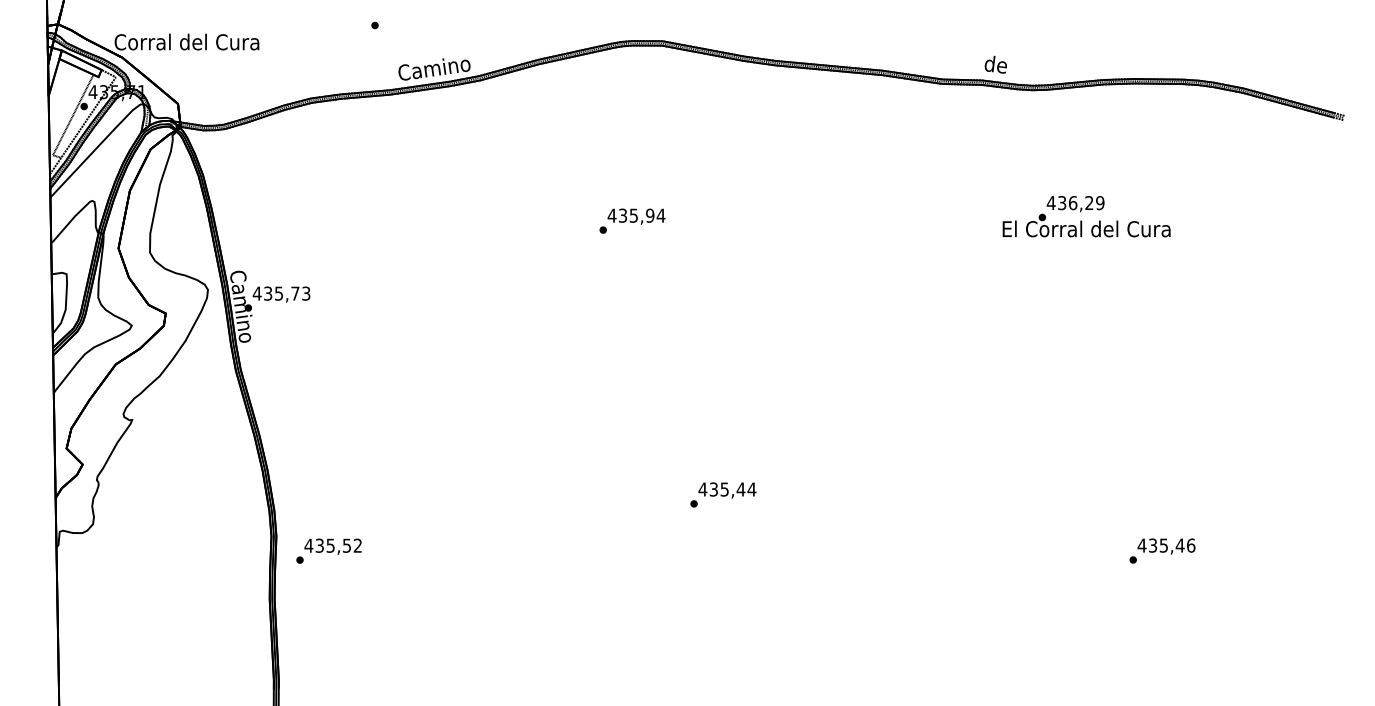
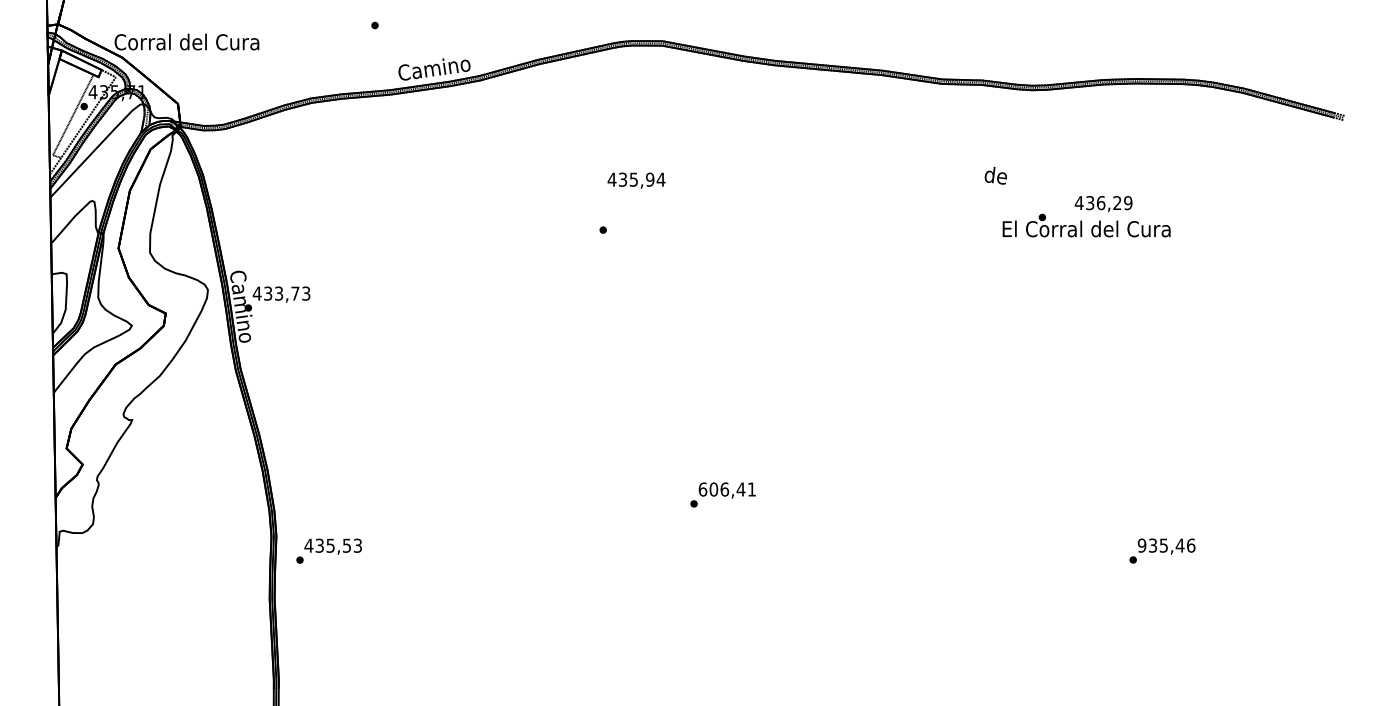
text position: (995, 64) -> (995, 175) (995, 175)
text position: (1075, 204) -> (1103, 204) (1103, 204)
text position: (636, 216) -> (636, 180) (636, 180)
text: 435,73 -> 433,73 (279, 292)
text: 435,44 -> 606,41 (727, 489)
text: 435,52 -> 435,53 (357, 545)
text: 435,46 -> 935,46 (1141, 545)
